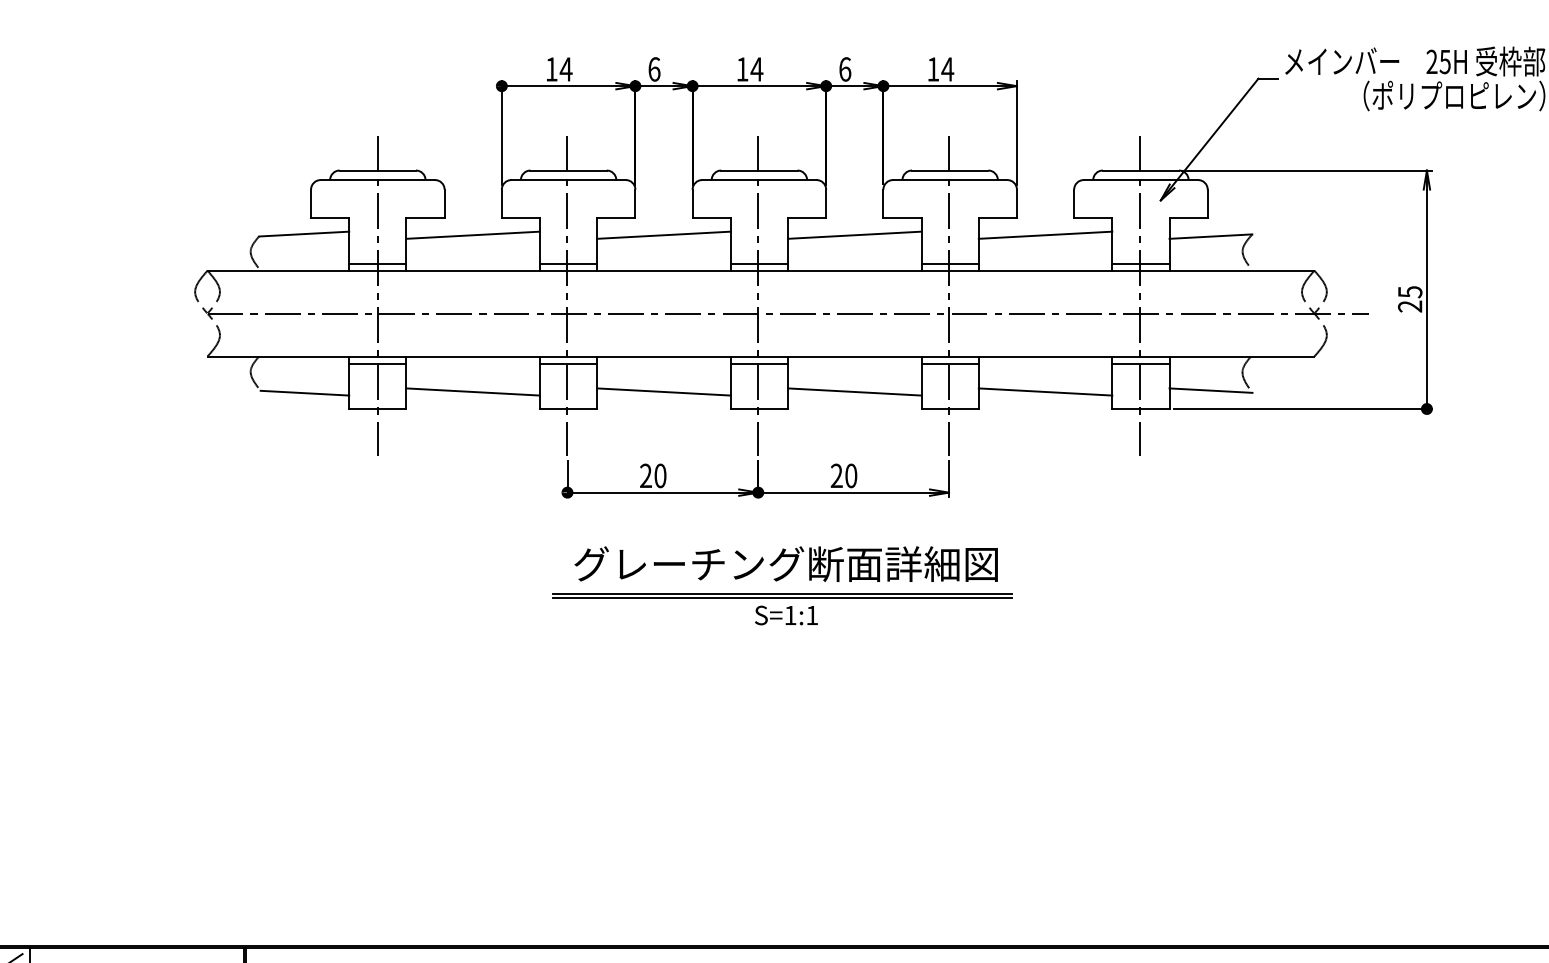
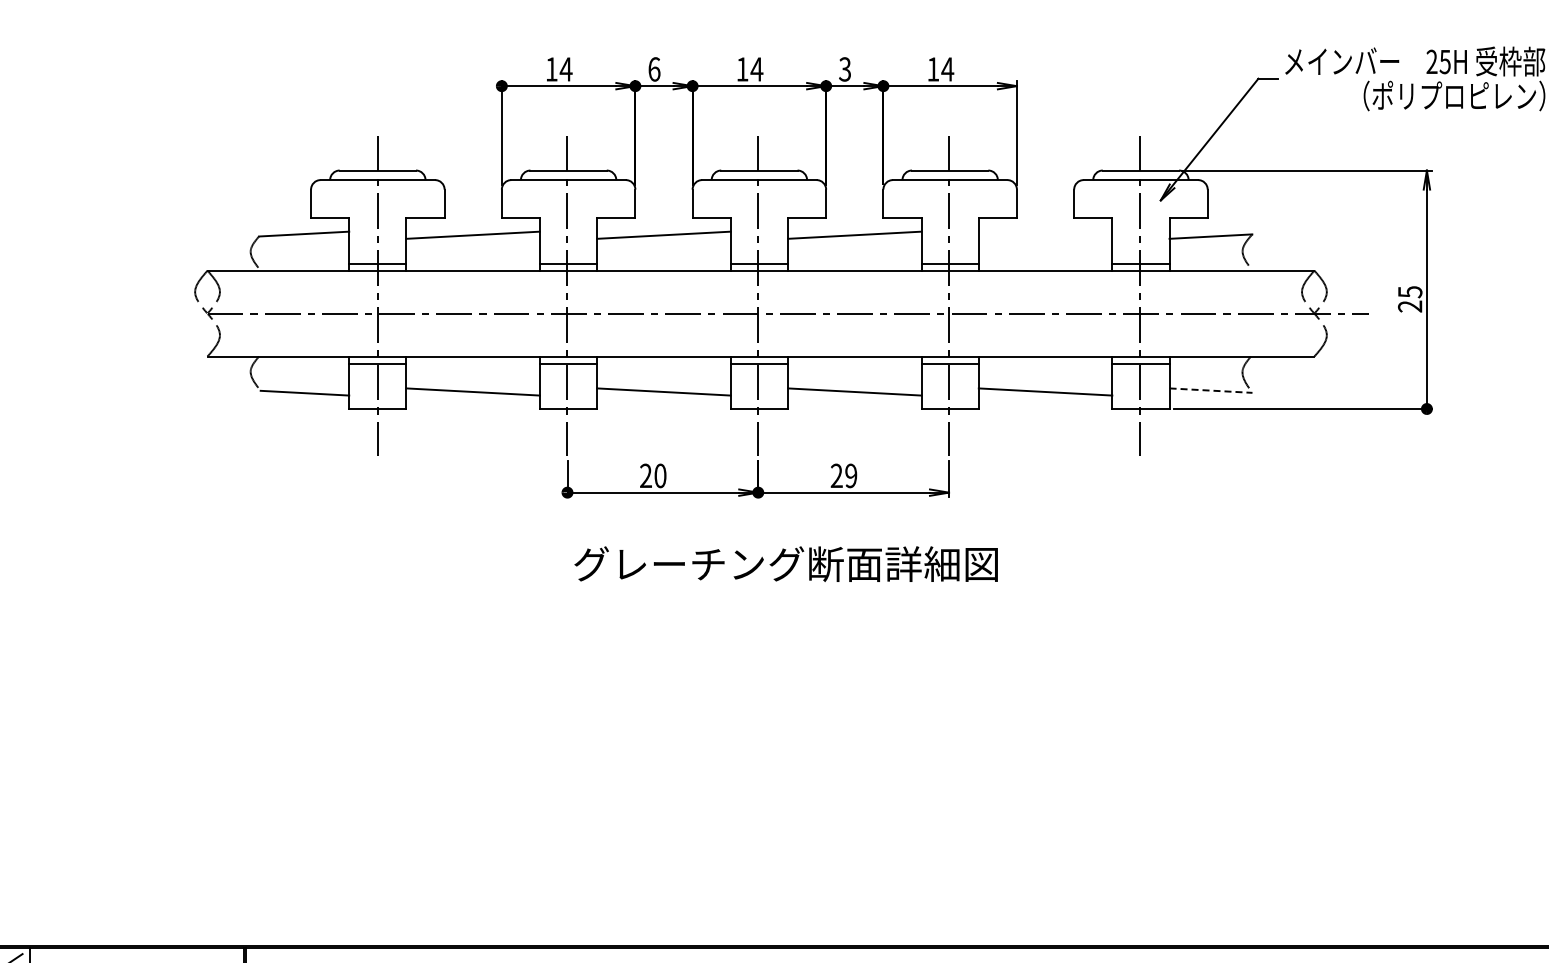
text: 6 -> 3 (845, 69)
line: present -> none (1045, 234)
line: solid -> dashed (1211, 390)
text: 20 -> 29 (851, 475)
part: present -> none (782, 609)
